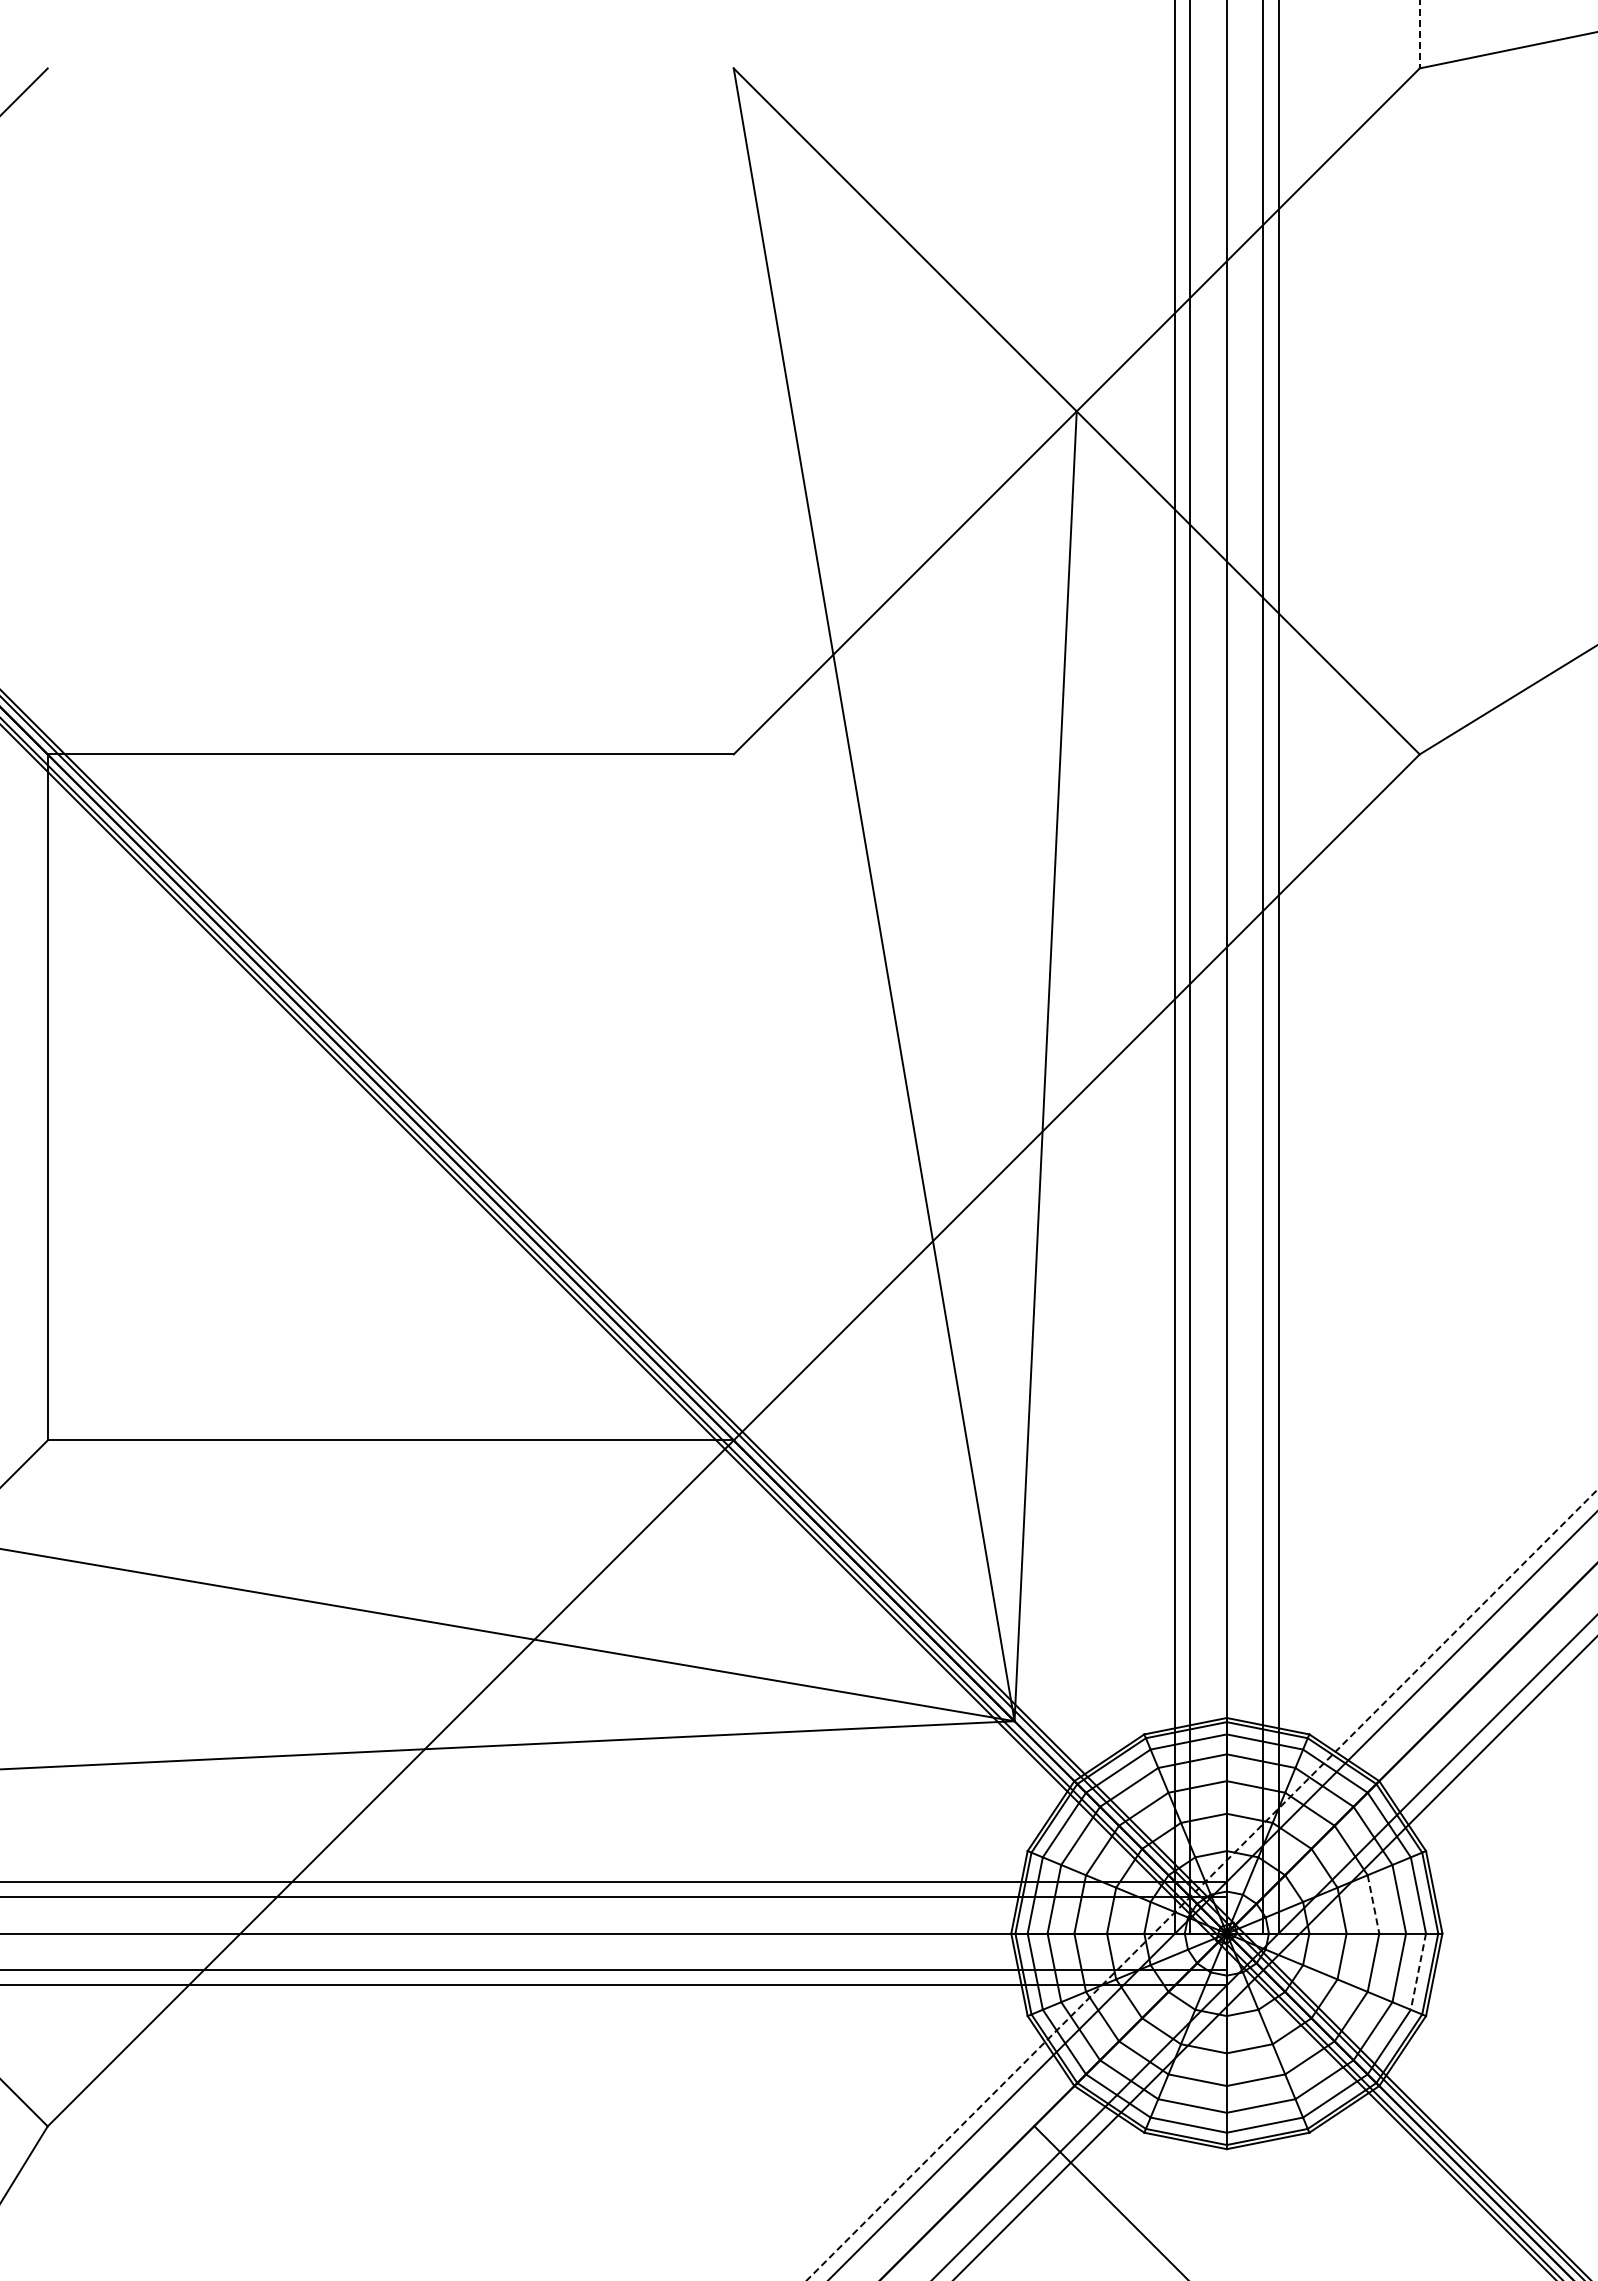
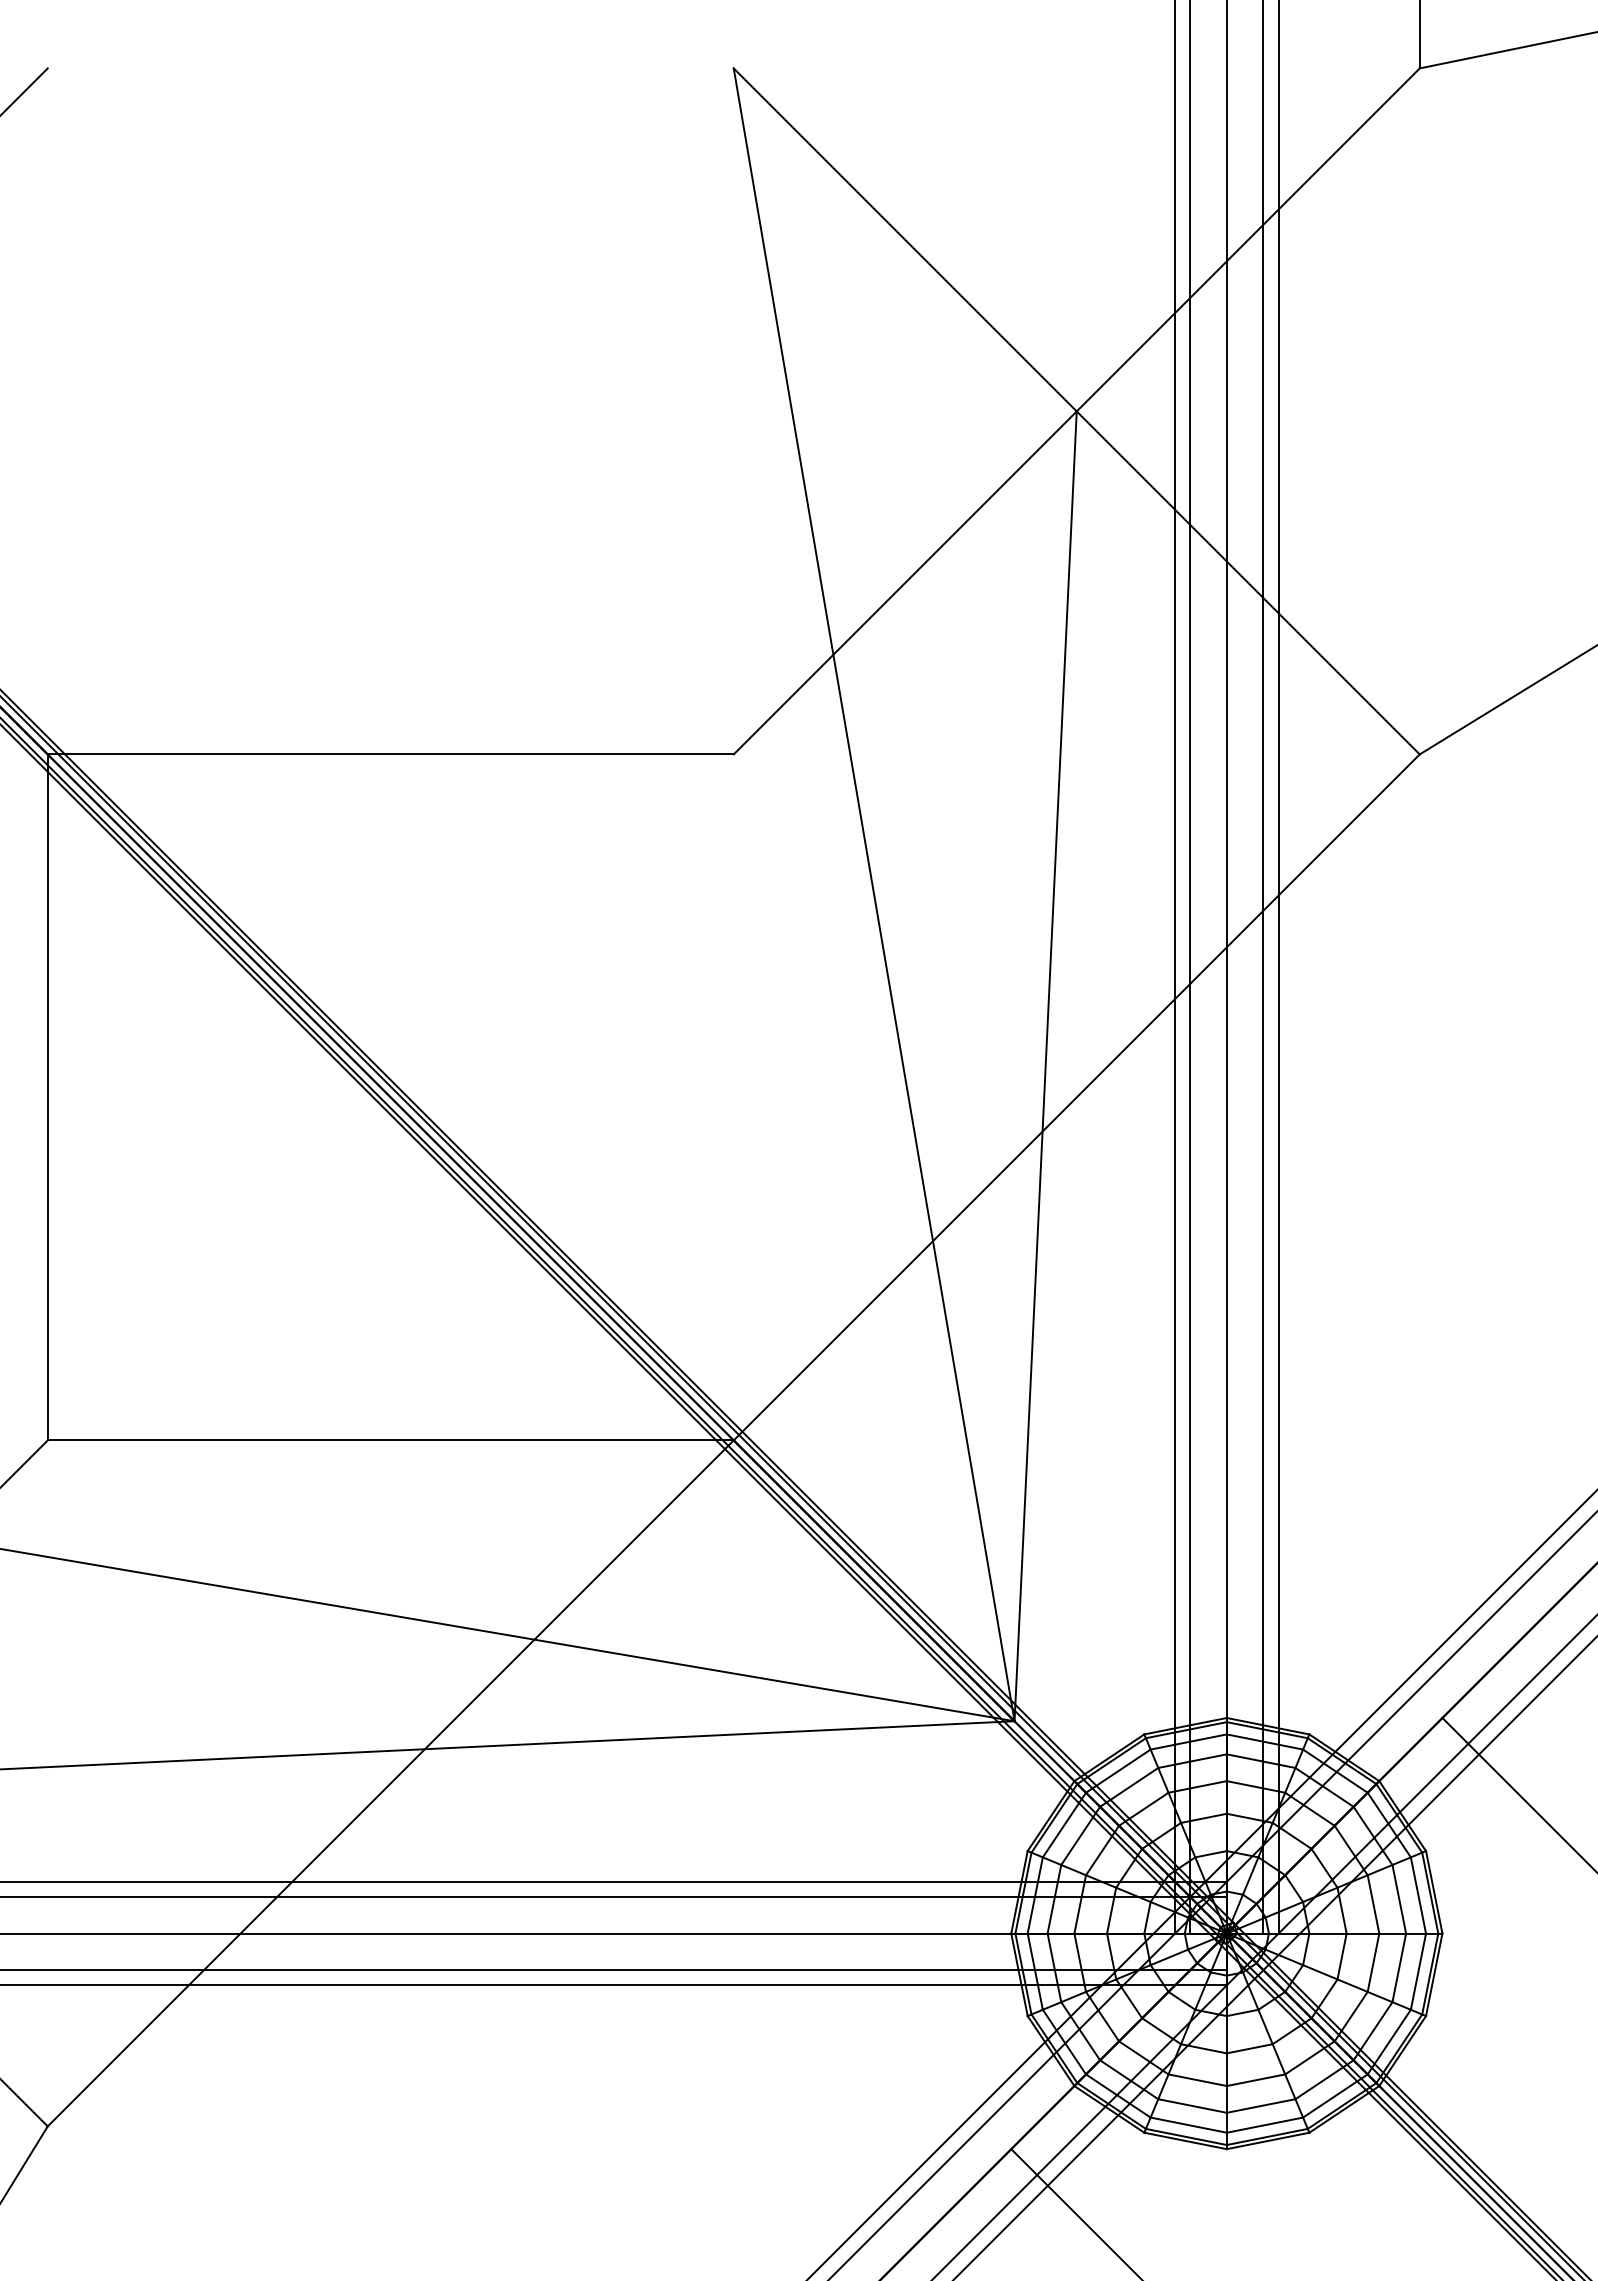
line: dashed -> solid (1419, 34)
line: none -> present (1518, 1794)
line: dashed -> solid (1202, 1884)
line: dashed -> solid (1373, 1904)
line: dashed -> solid (1418, 1971)
line position: (1110, 2201) -> (1075, 2213) (1075, 2213)
